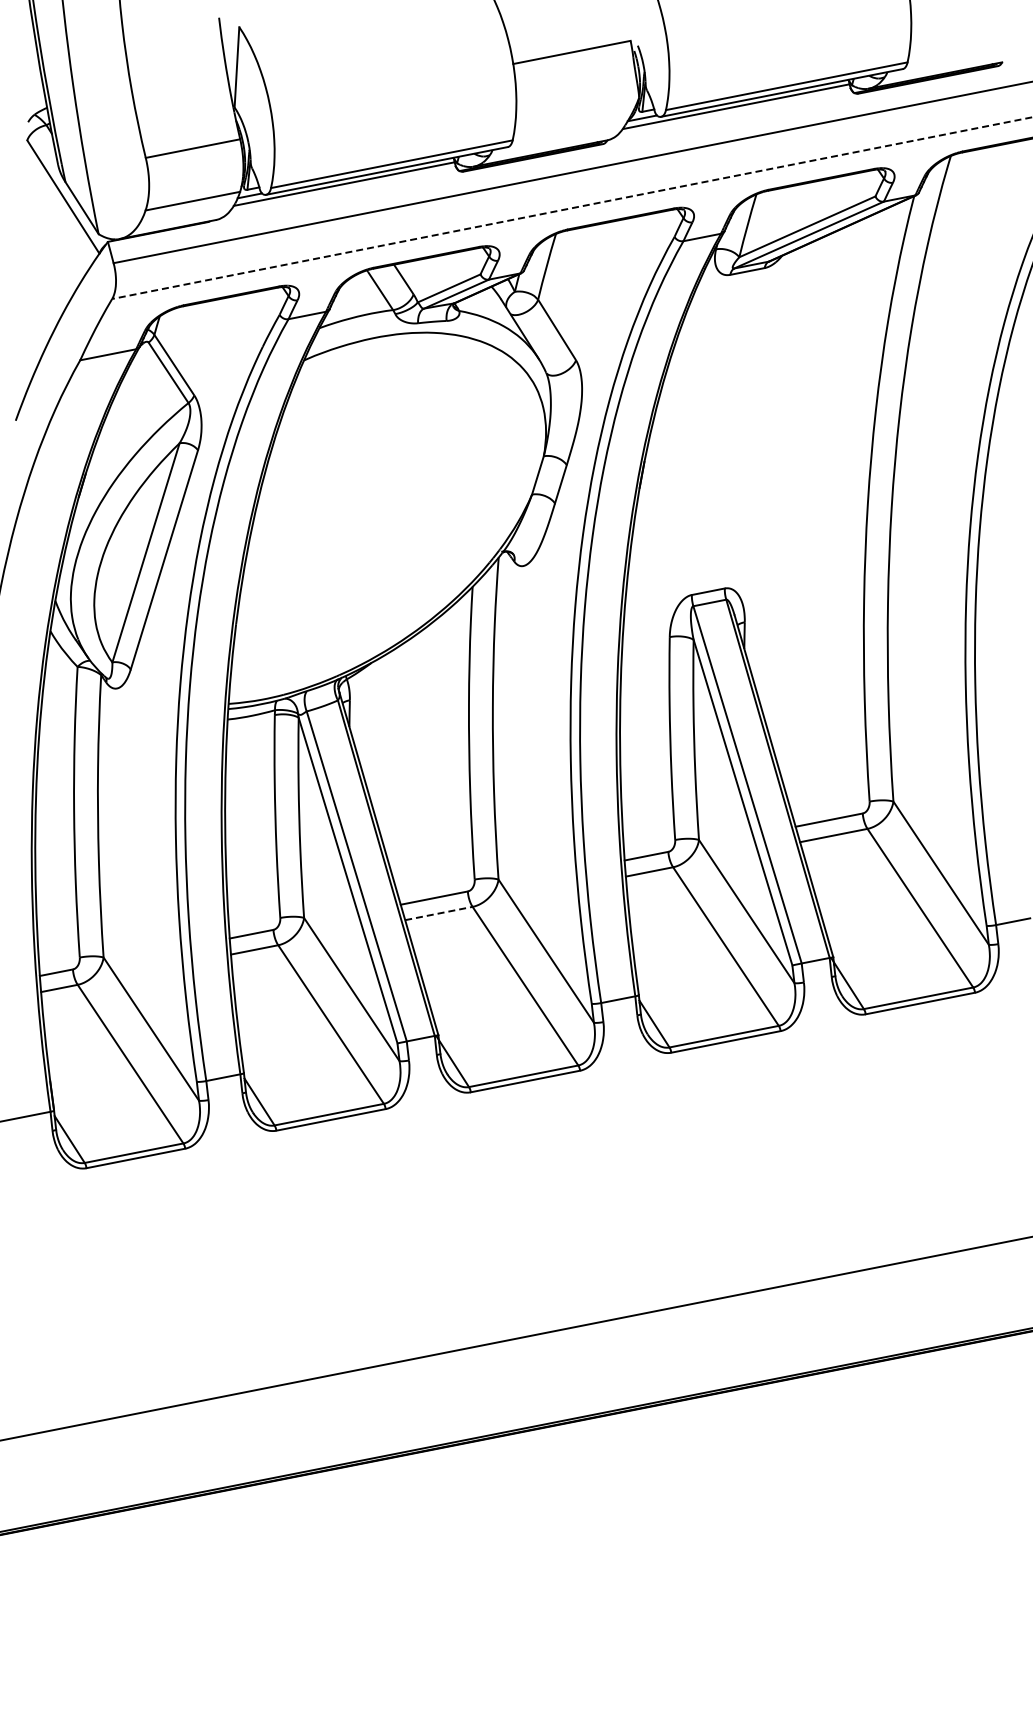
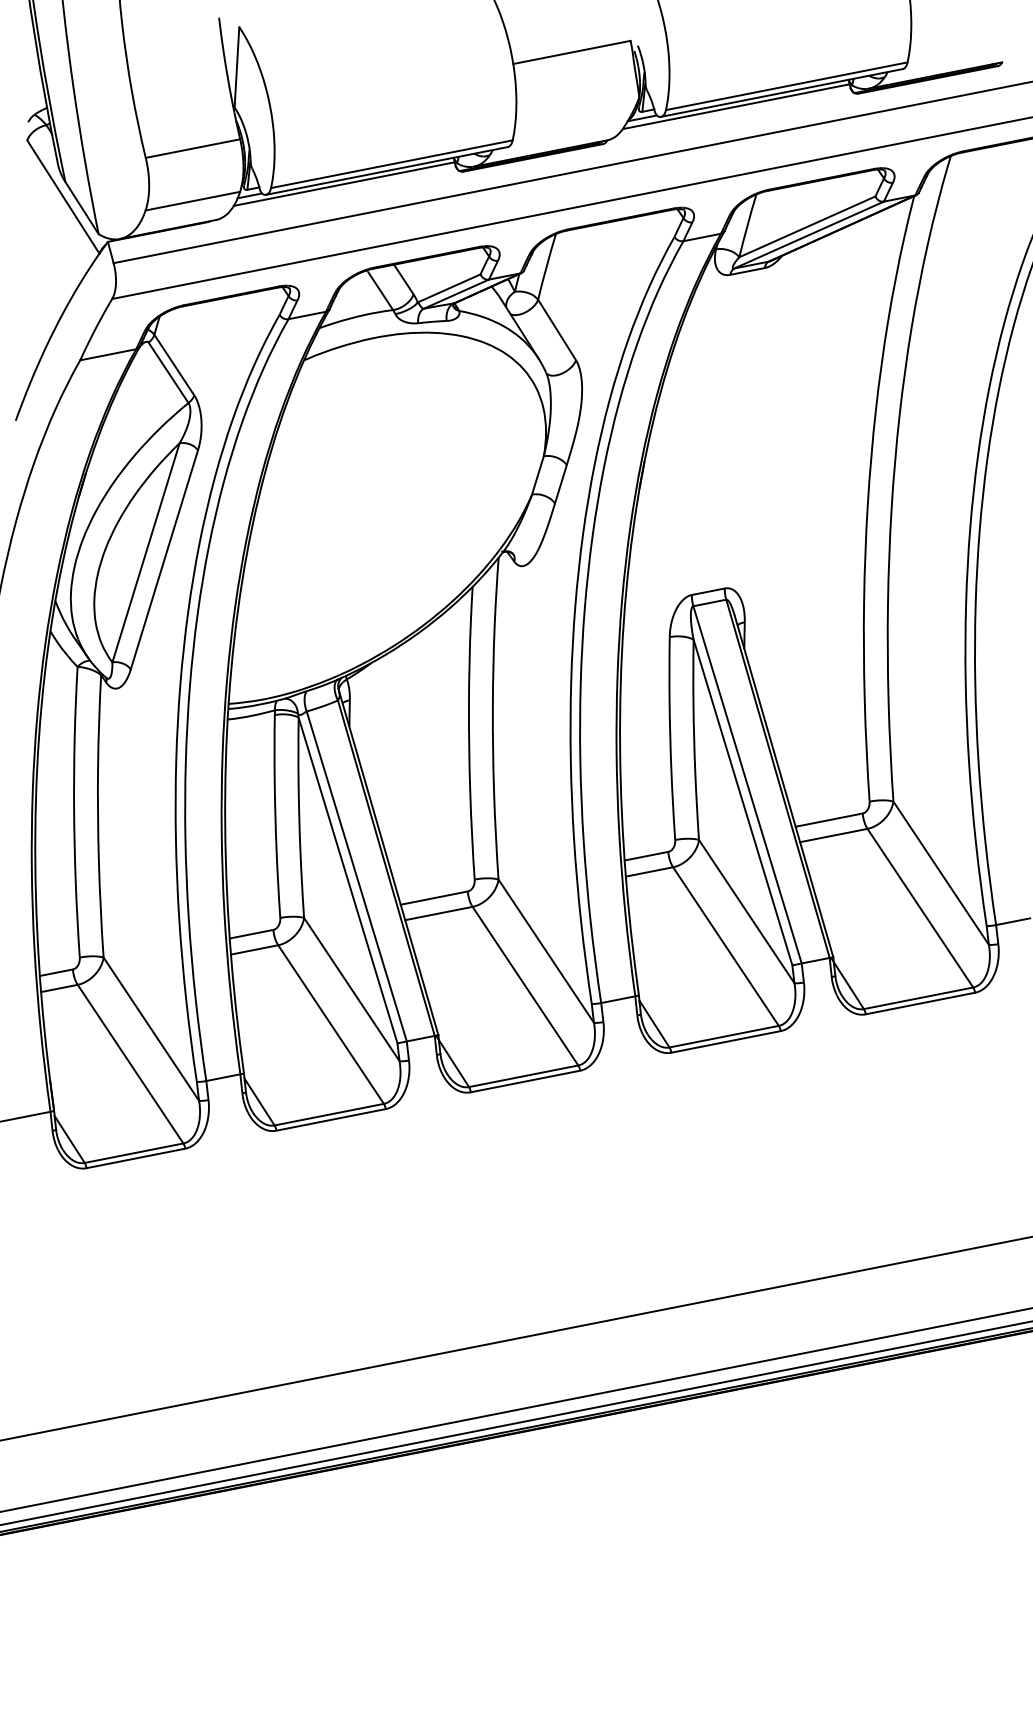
line: dashed -> solid (572, 208)
line: dashed -> solid (439, 913)
line: none -> present (515, 1409)
line: none -> present (515, 1422)
